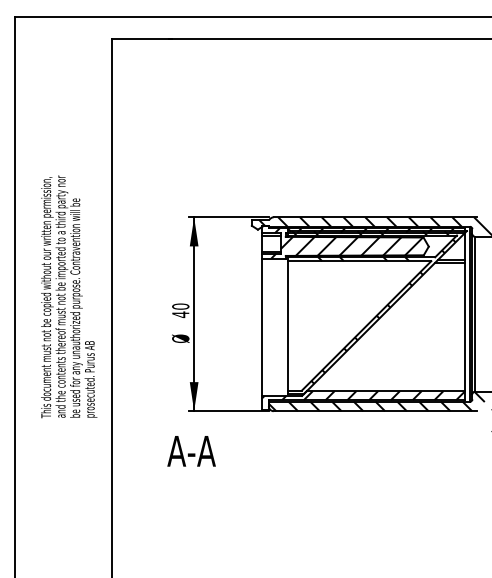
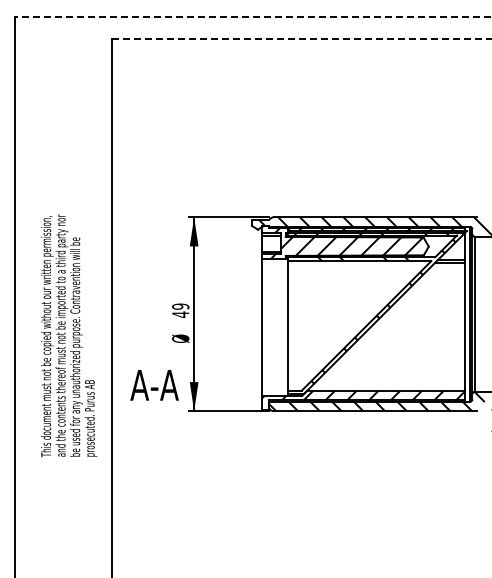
line: solid -> dashed (252, 17)
line: solid -> dashed (301, 39)
text position: (69, 296) -> (69, 335) (69, 335)
text: 40 -> 49 (180, 306)
text position: (191, 451) -> (154, 385) (154, 385)
